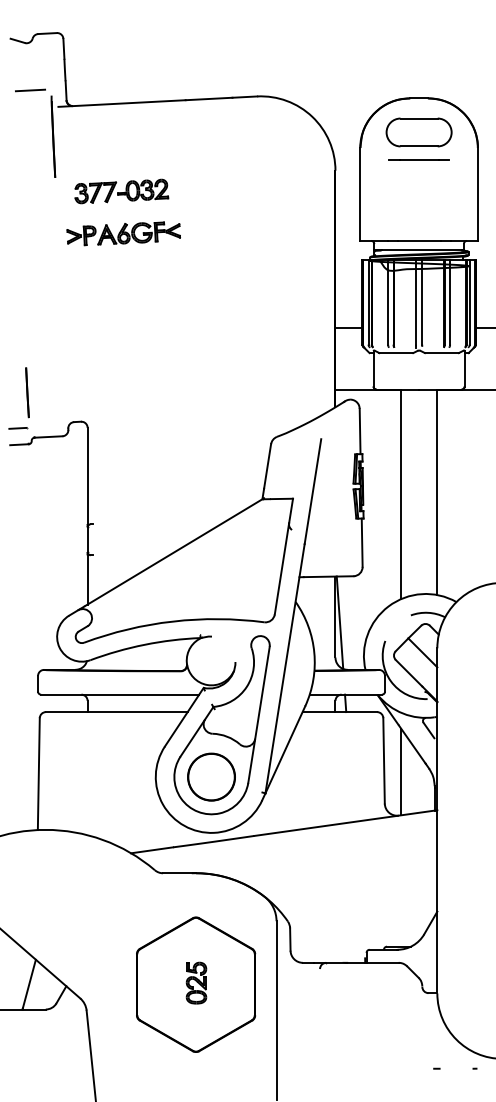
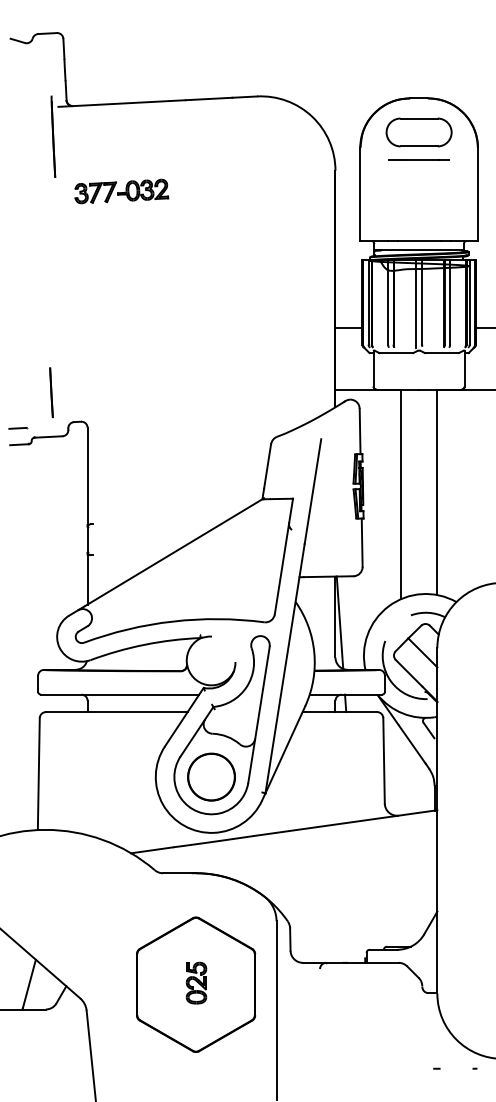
line: present -> none (30, 90)
part: present -> none (123, 233)
line position: (27, 392) -> (51, 392) (51, 392)
line: present -> none (401, 772)
